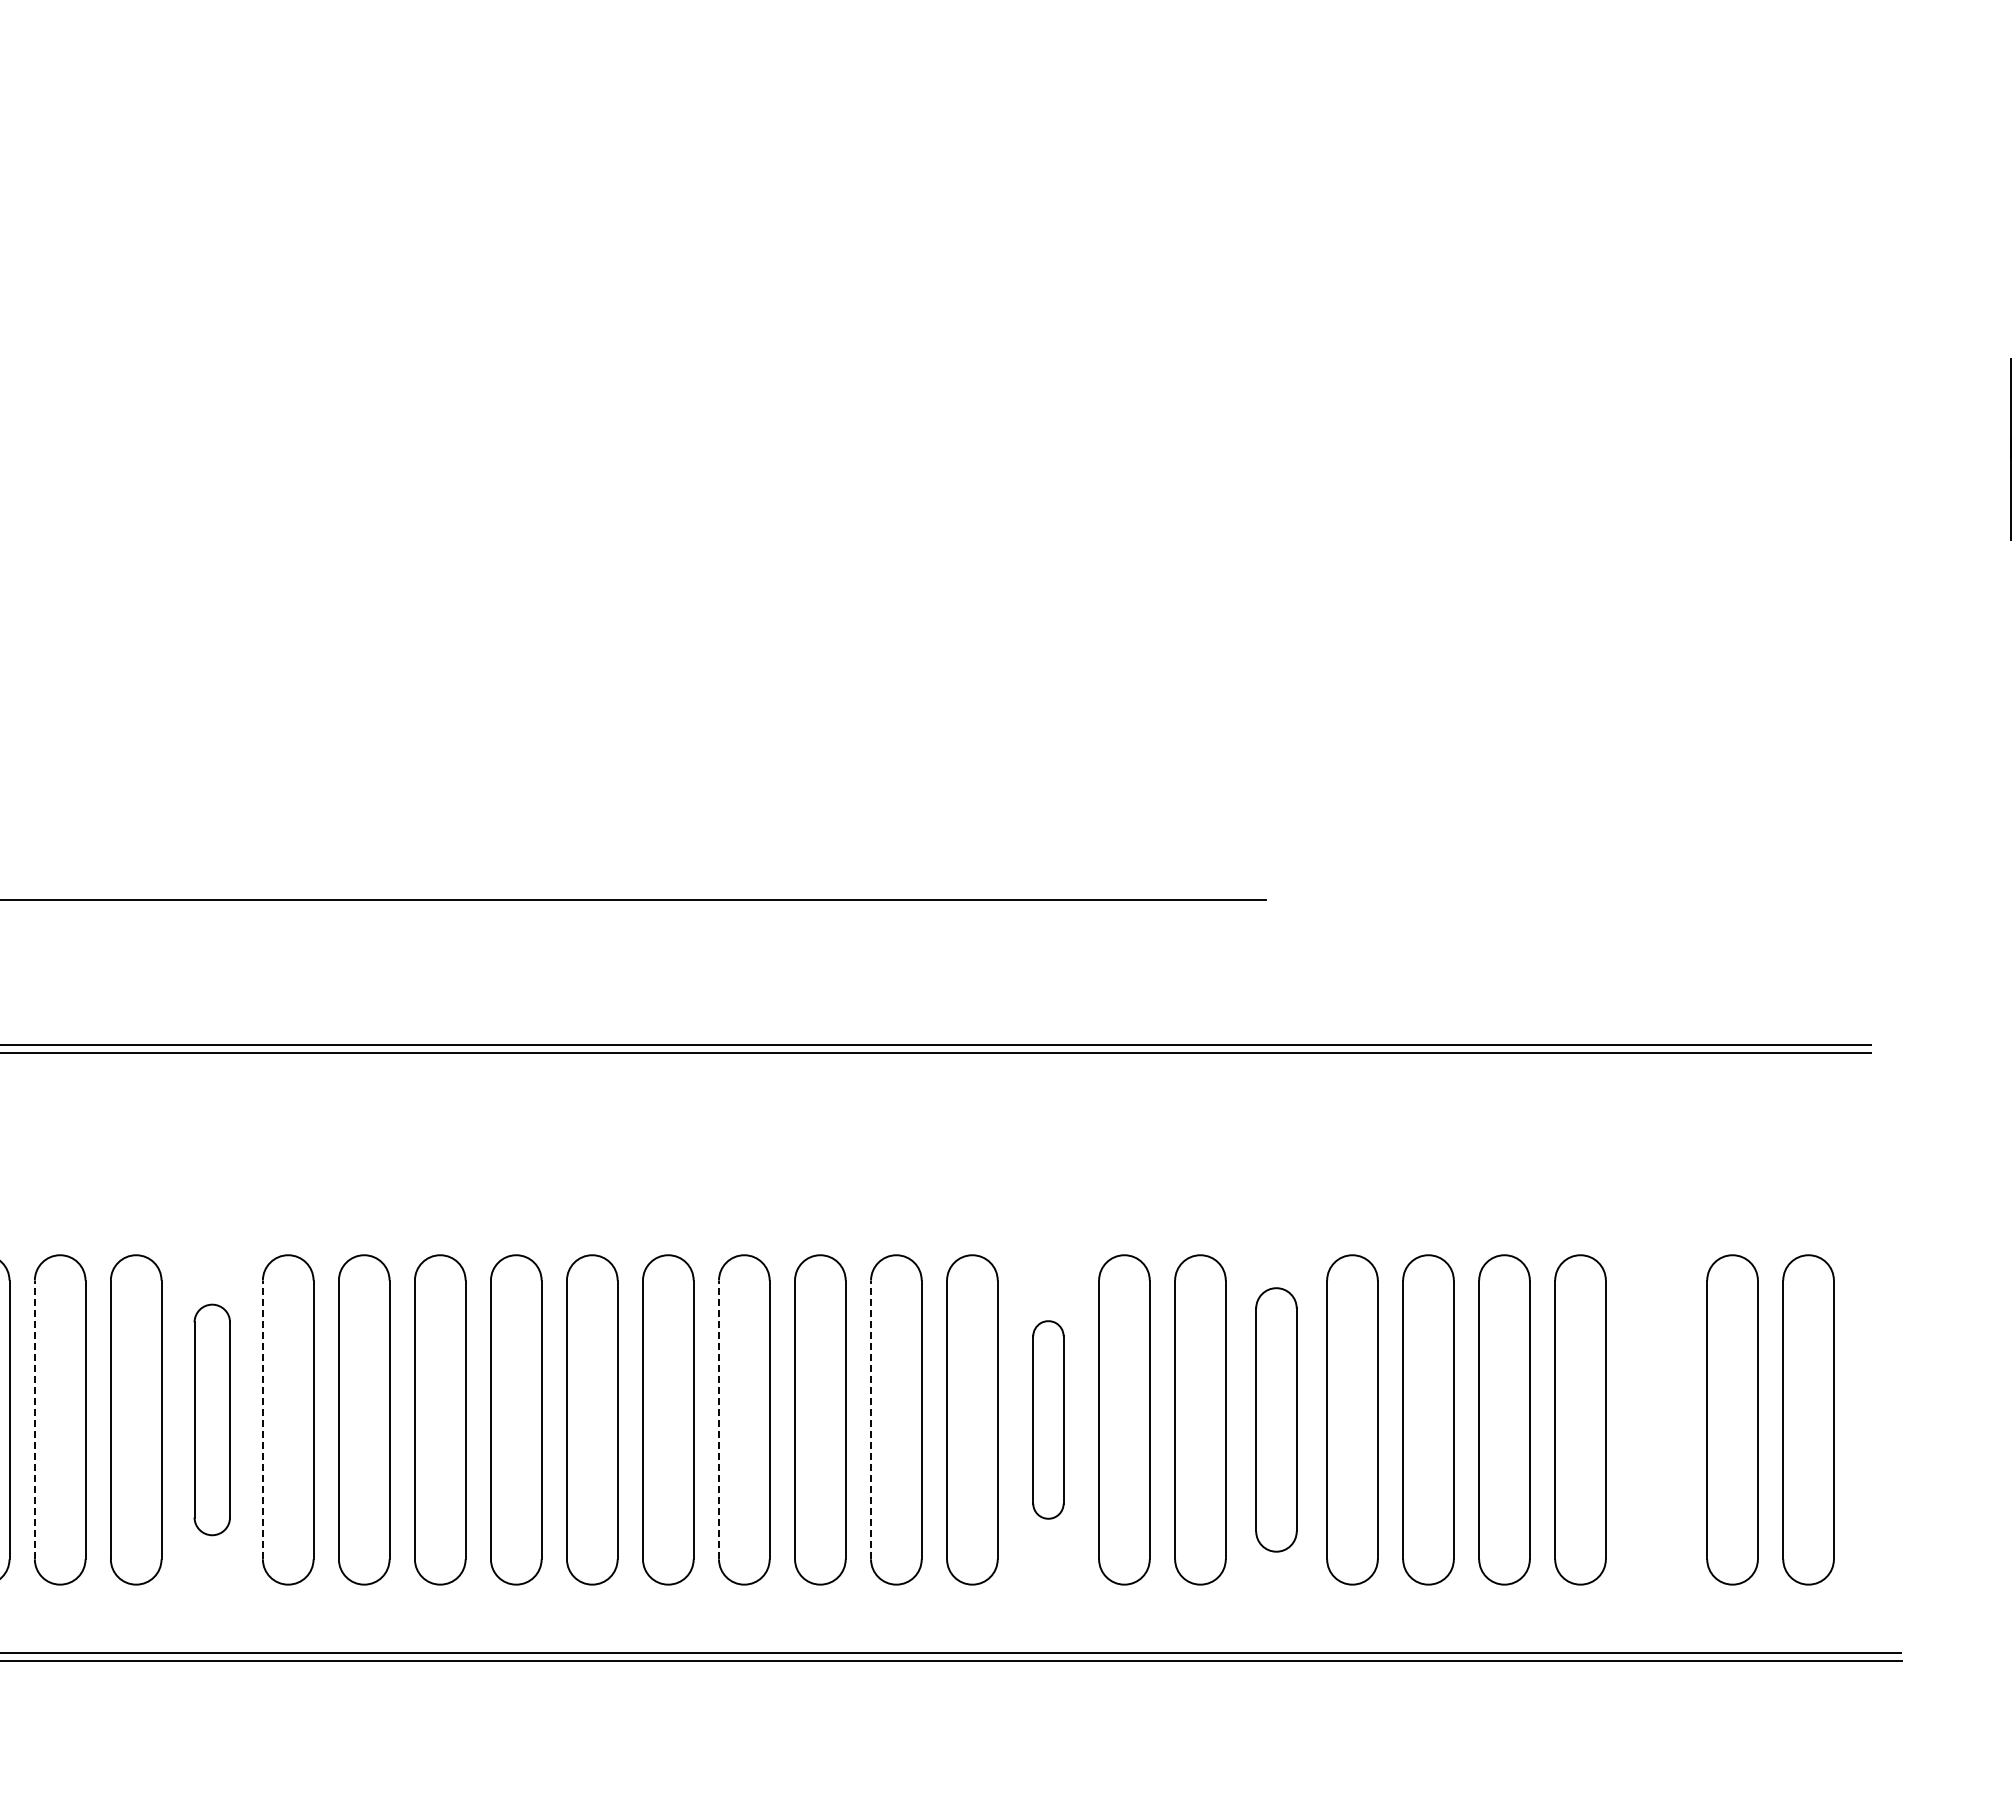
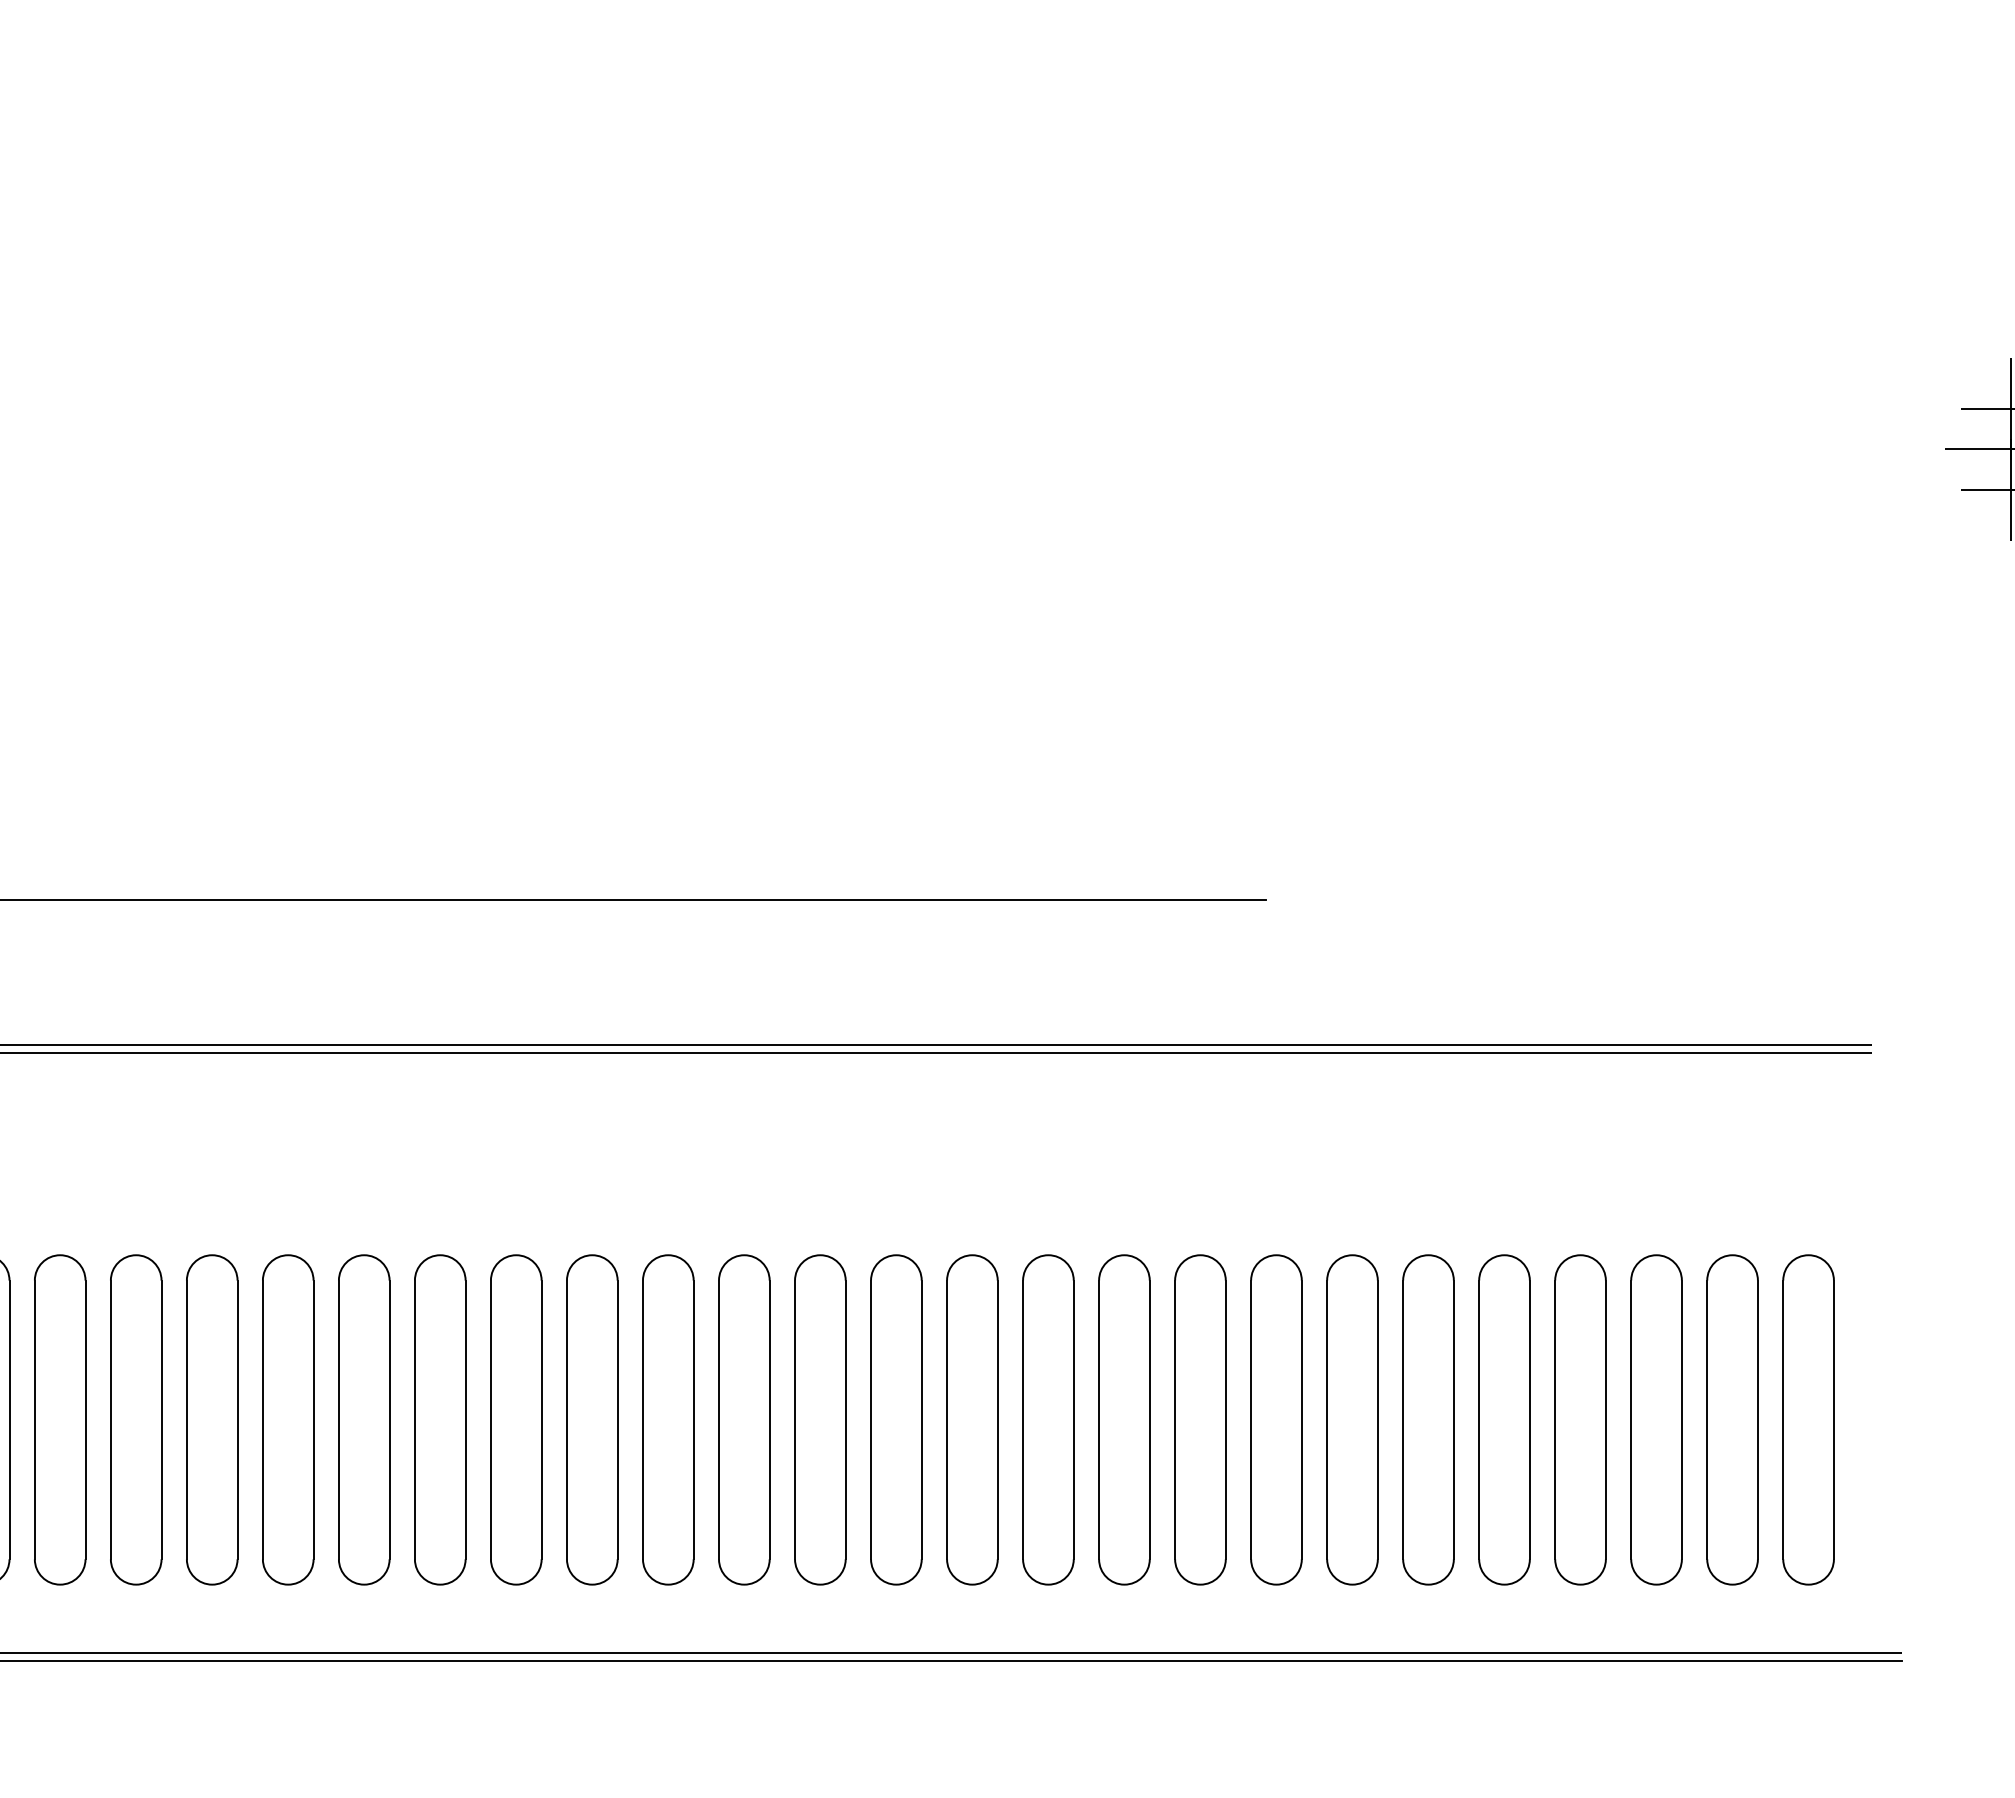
line: none -> present (1985, 408)
line: none -> present (1978, 449)
line: none -> present (1985, 490)
line: dashed -> solid (34, 1419)
part size: 38x234 px -> 53x332 px (212, 1419)
line: dashed -> solid (262, 1419)
line: dashed -> solid (719, 1419)
line: dashed -> solid (871, 1419)
part size: 33x200 px -> 53x332 px (1048, 1419)
part size: 43x266 px -> 53x332 px (1276, 1419)
part: none -> present (1656, 1419)
